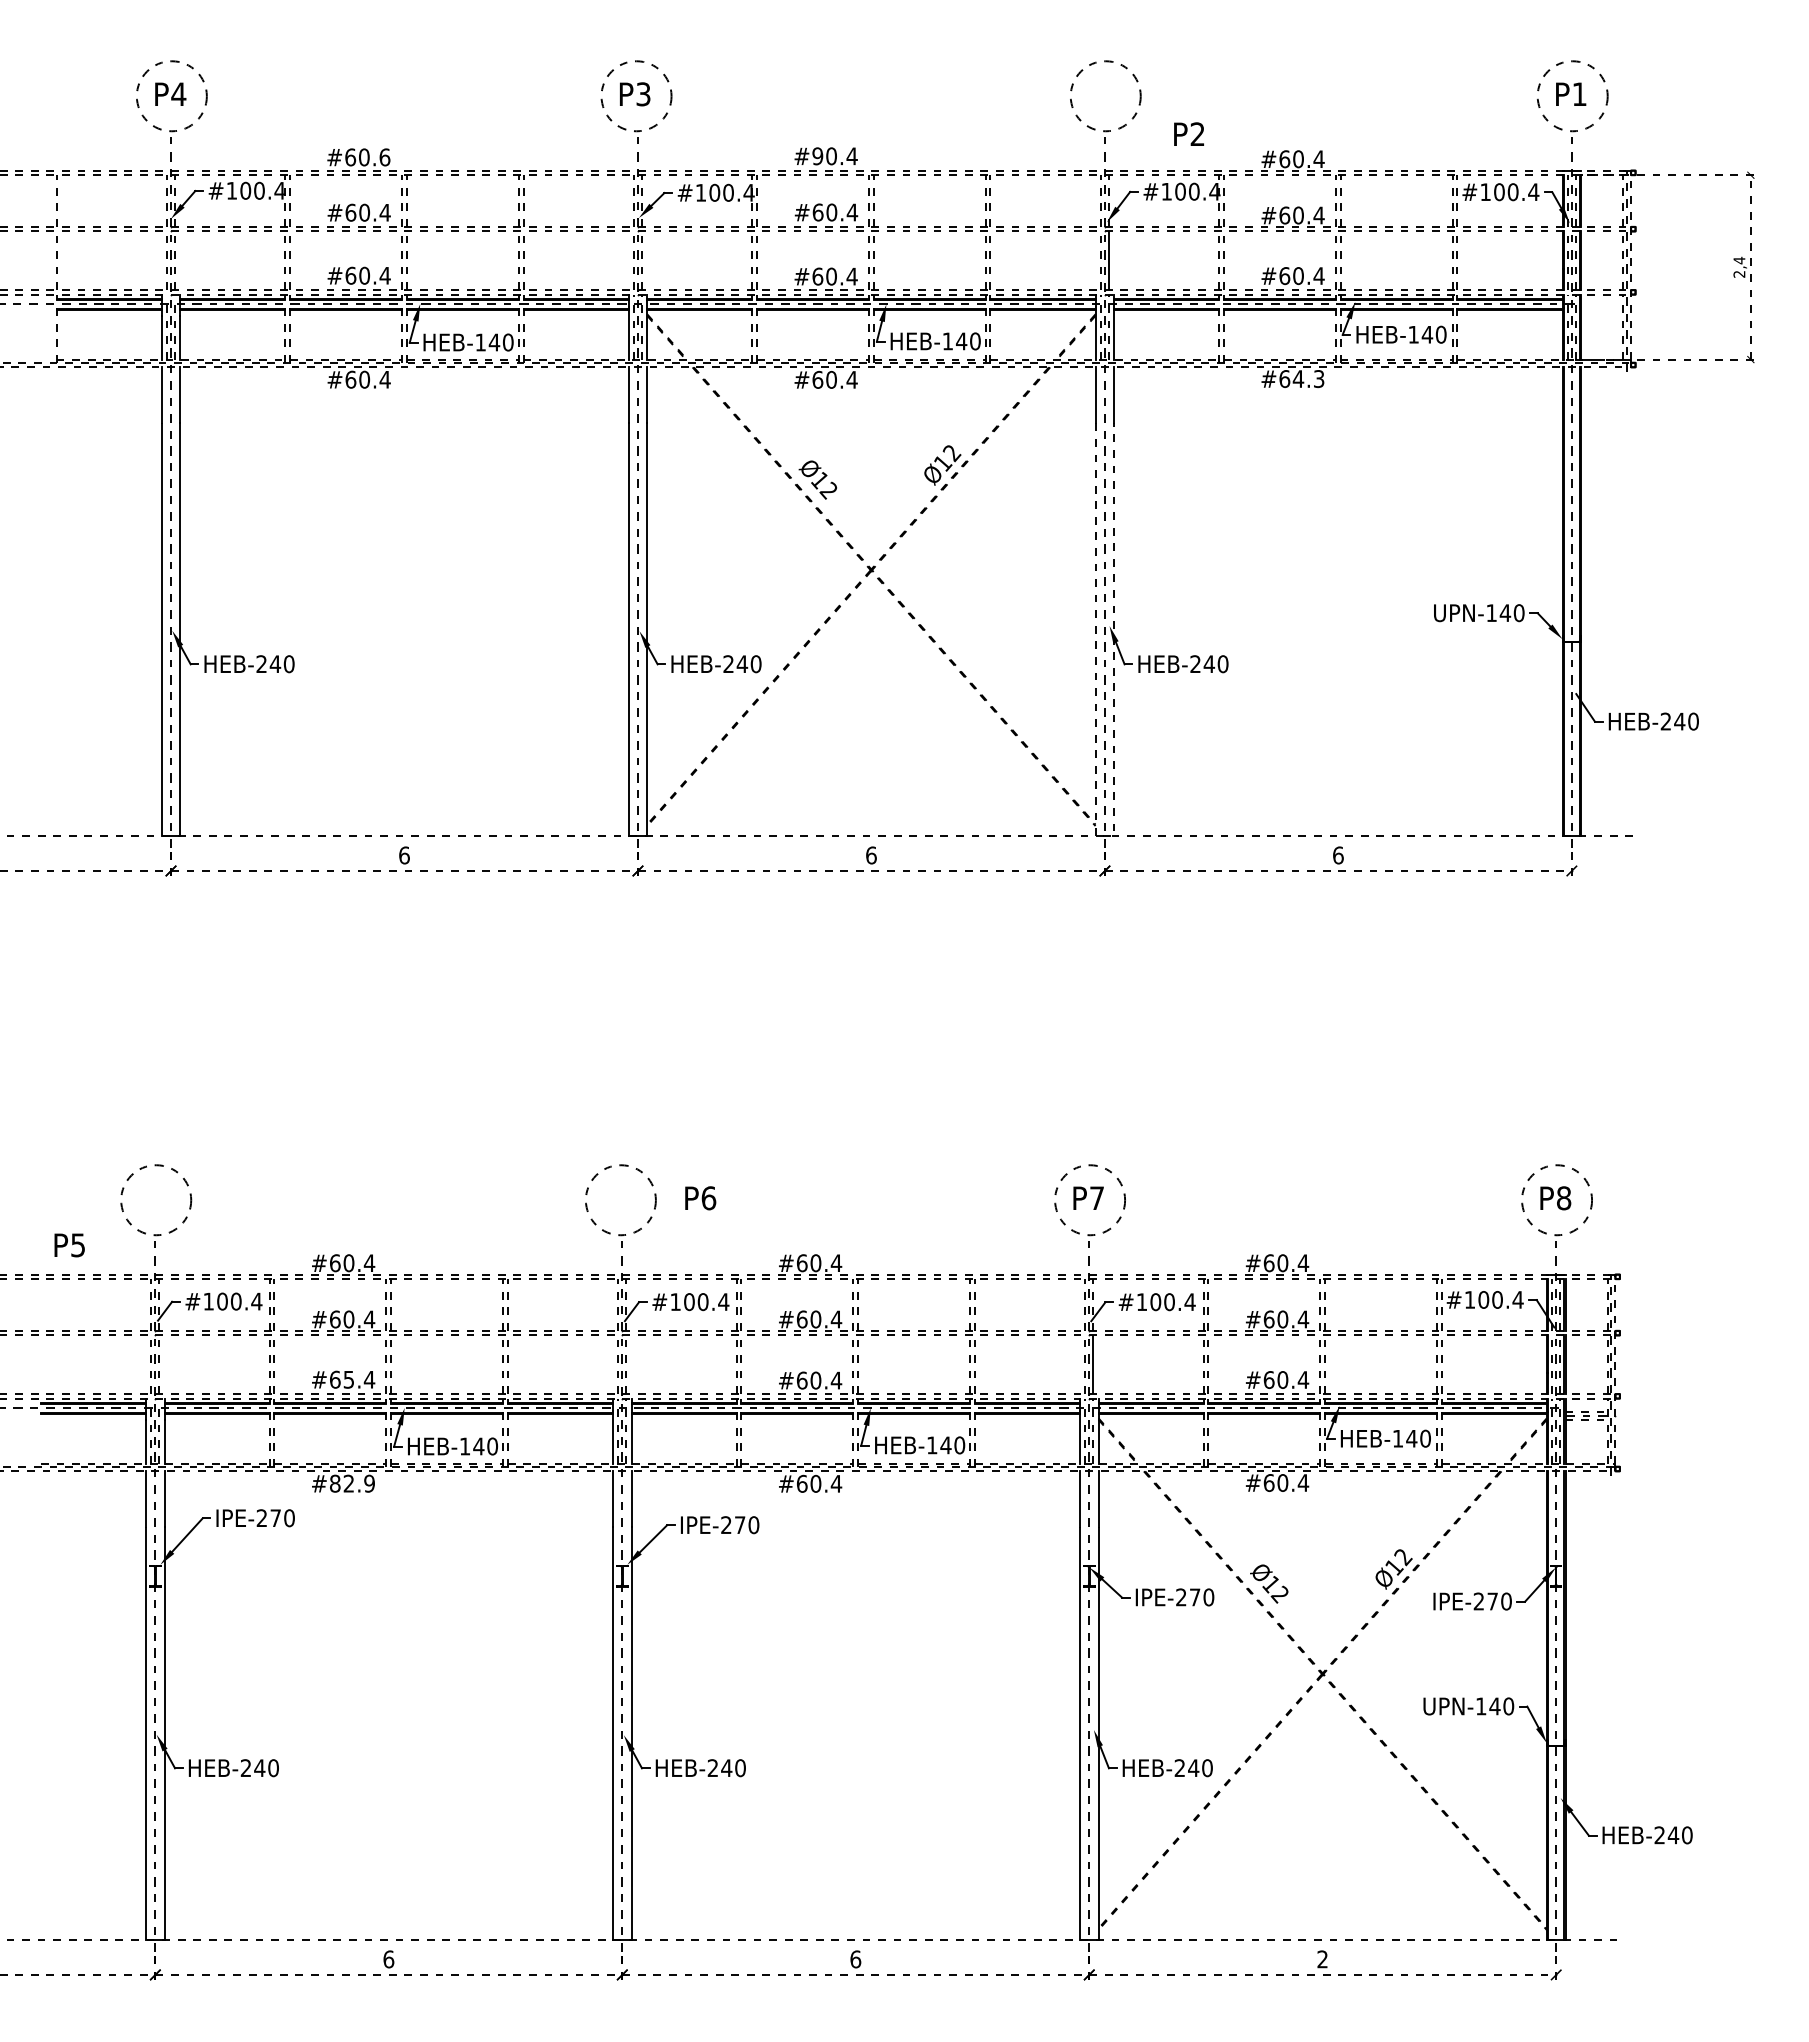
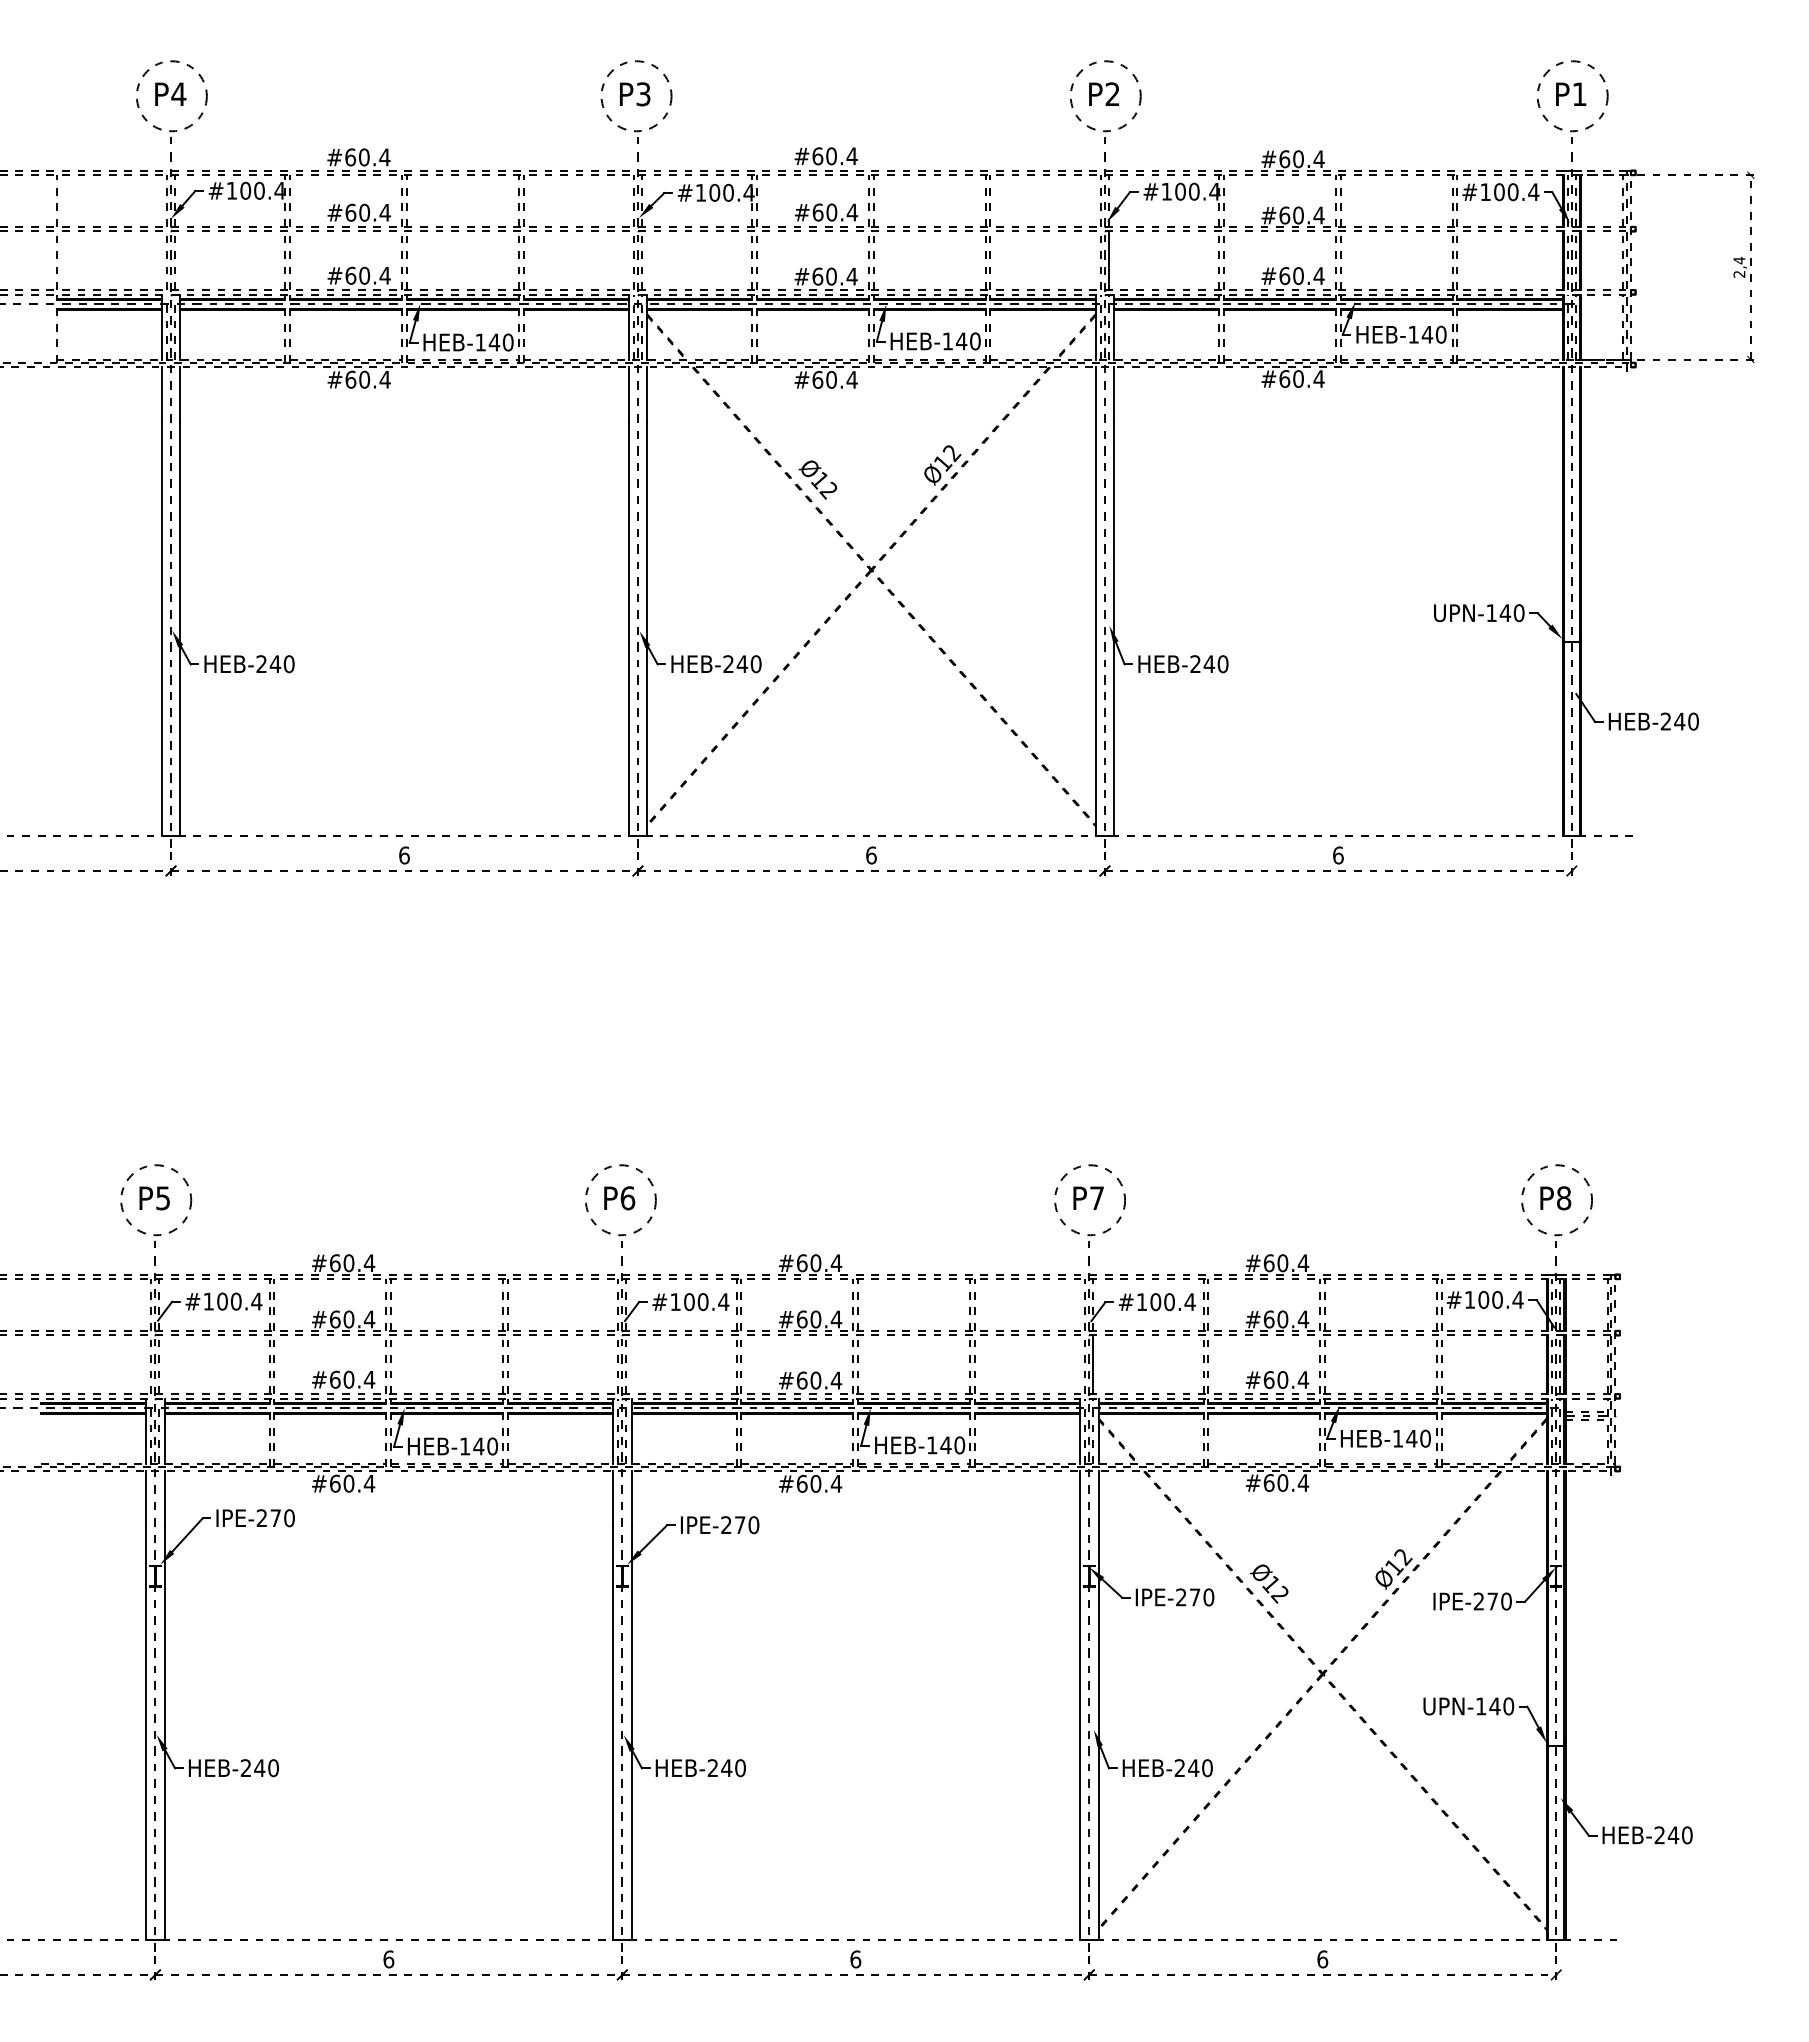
text position: (1188, 133) -> (1103, 93) (1103, 93)
text: #90.4 -> #60.4 (817, 156)
text: #60.6 -> #60.4 (384, 157)
text: #64.3 -> #60.4 (1308, 379)
line: dashed -> solid (1105, 835)
text position: (700, 1198) -> (619, 1198) (619, 1198)
text position: (69, 1245) -> (154, 1198) (154, 1198)
text: #65.4 -> #60.4 (348, 1379)
text: #82.9 -> #60.4 (352, 1483)
text: 2 -> 6 (1322, 1959)
